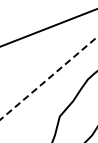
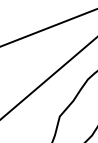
line: dashed -> solid (49, 78)
